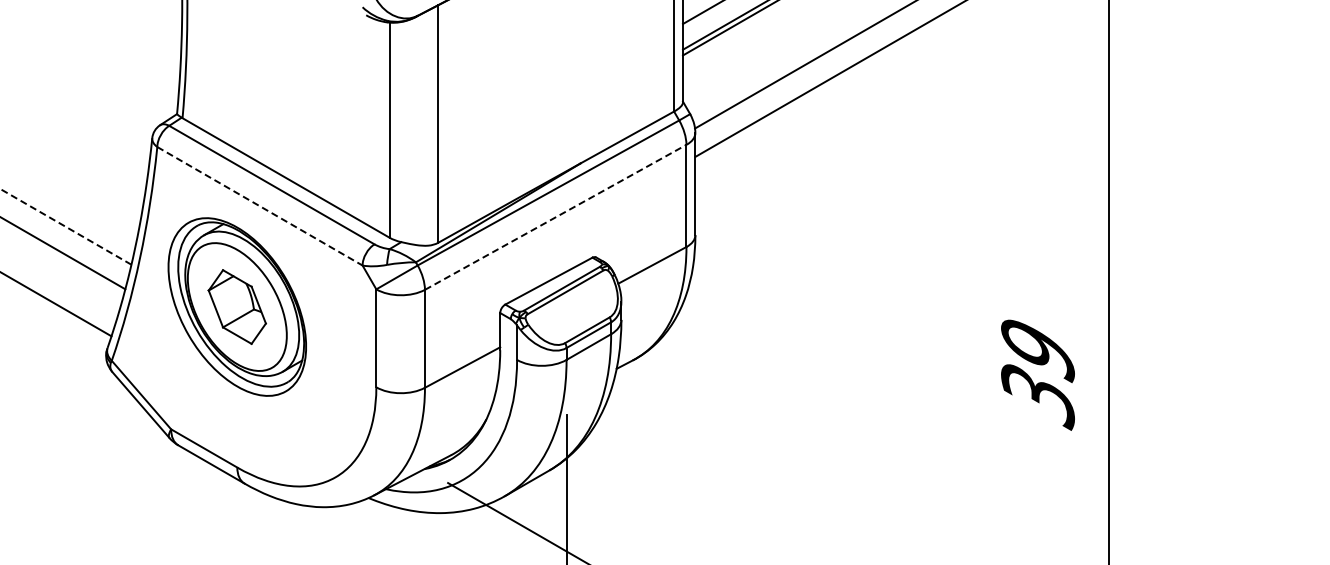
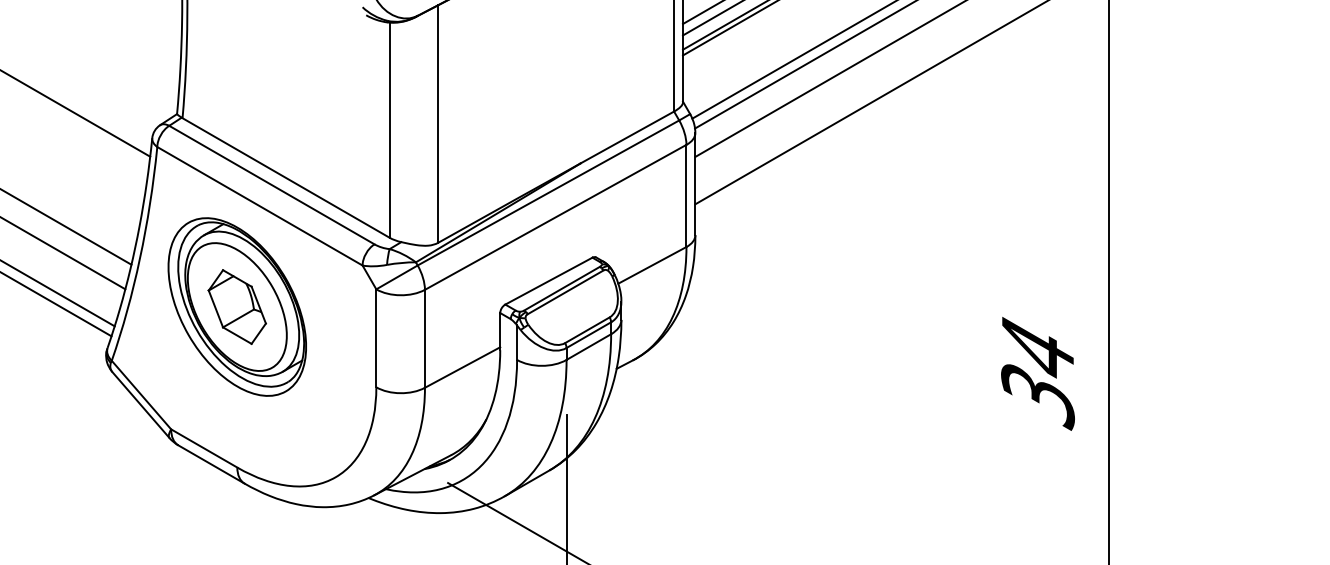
line: none -> present (711, 18)
line: none -> present (793, 60)
line: none -> present (870, 103)
line: none -> present (76, 113)
line: dashed -> solid (259, 206)
line: dashed -> solid (555, 217)
line: dashed -> solid (65, 226)
line: none -> present (58, 293)
text: 39 -> 34 (1037, 349)
